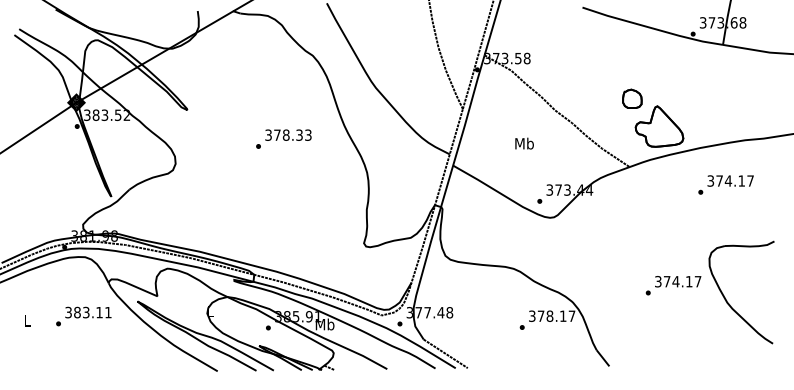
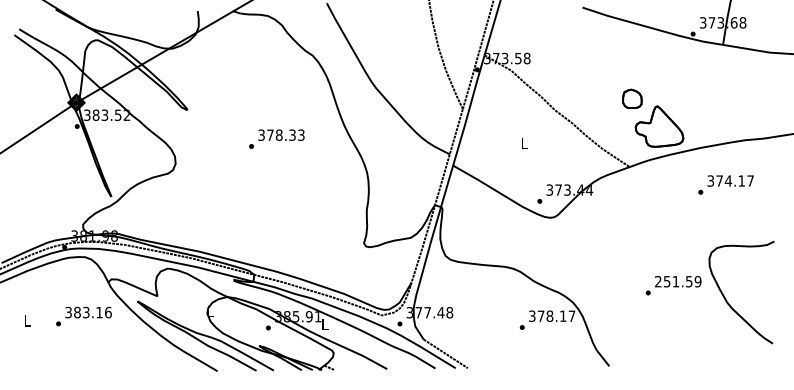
text position: (283, 138) -> (276, 138) (276, 138)
text: Mb -> L (524, 143)
text: 374.17 -> 251.59 (678, 281)
text: 383.11 -> 383.16 (108, 312)
text: Mb -> L (324, 324)
